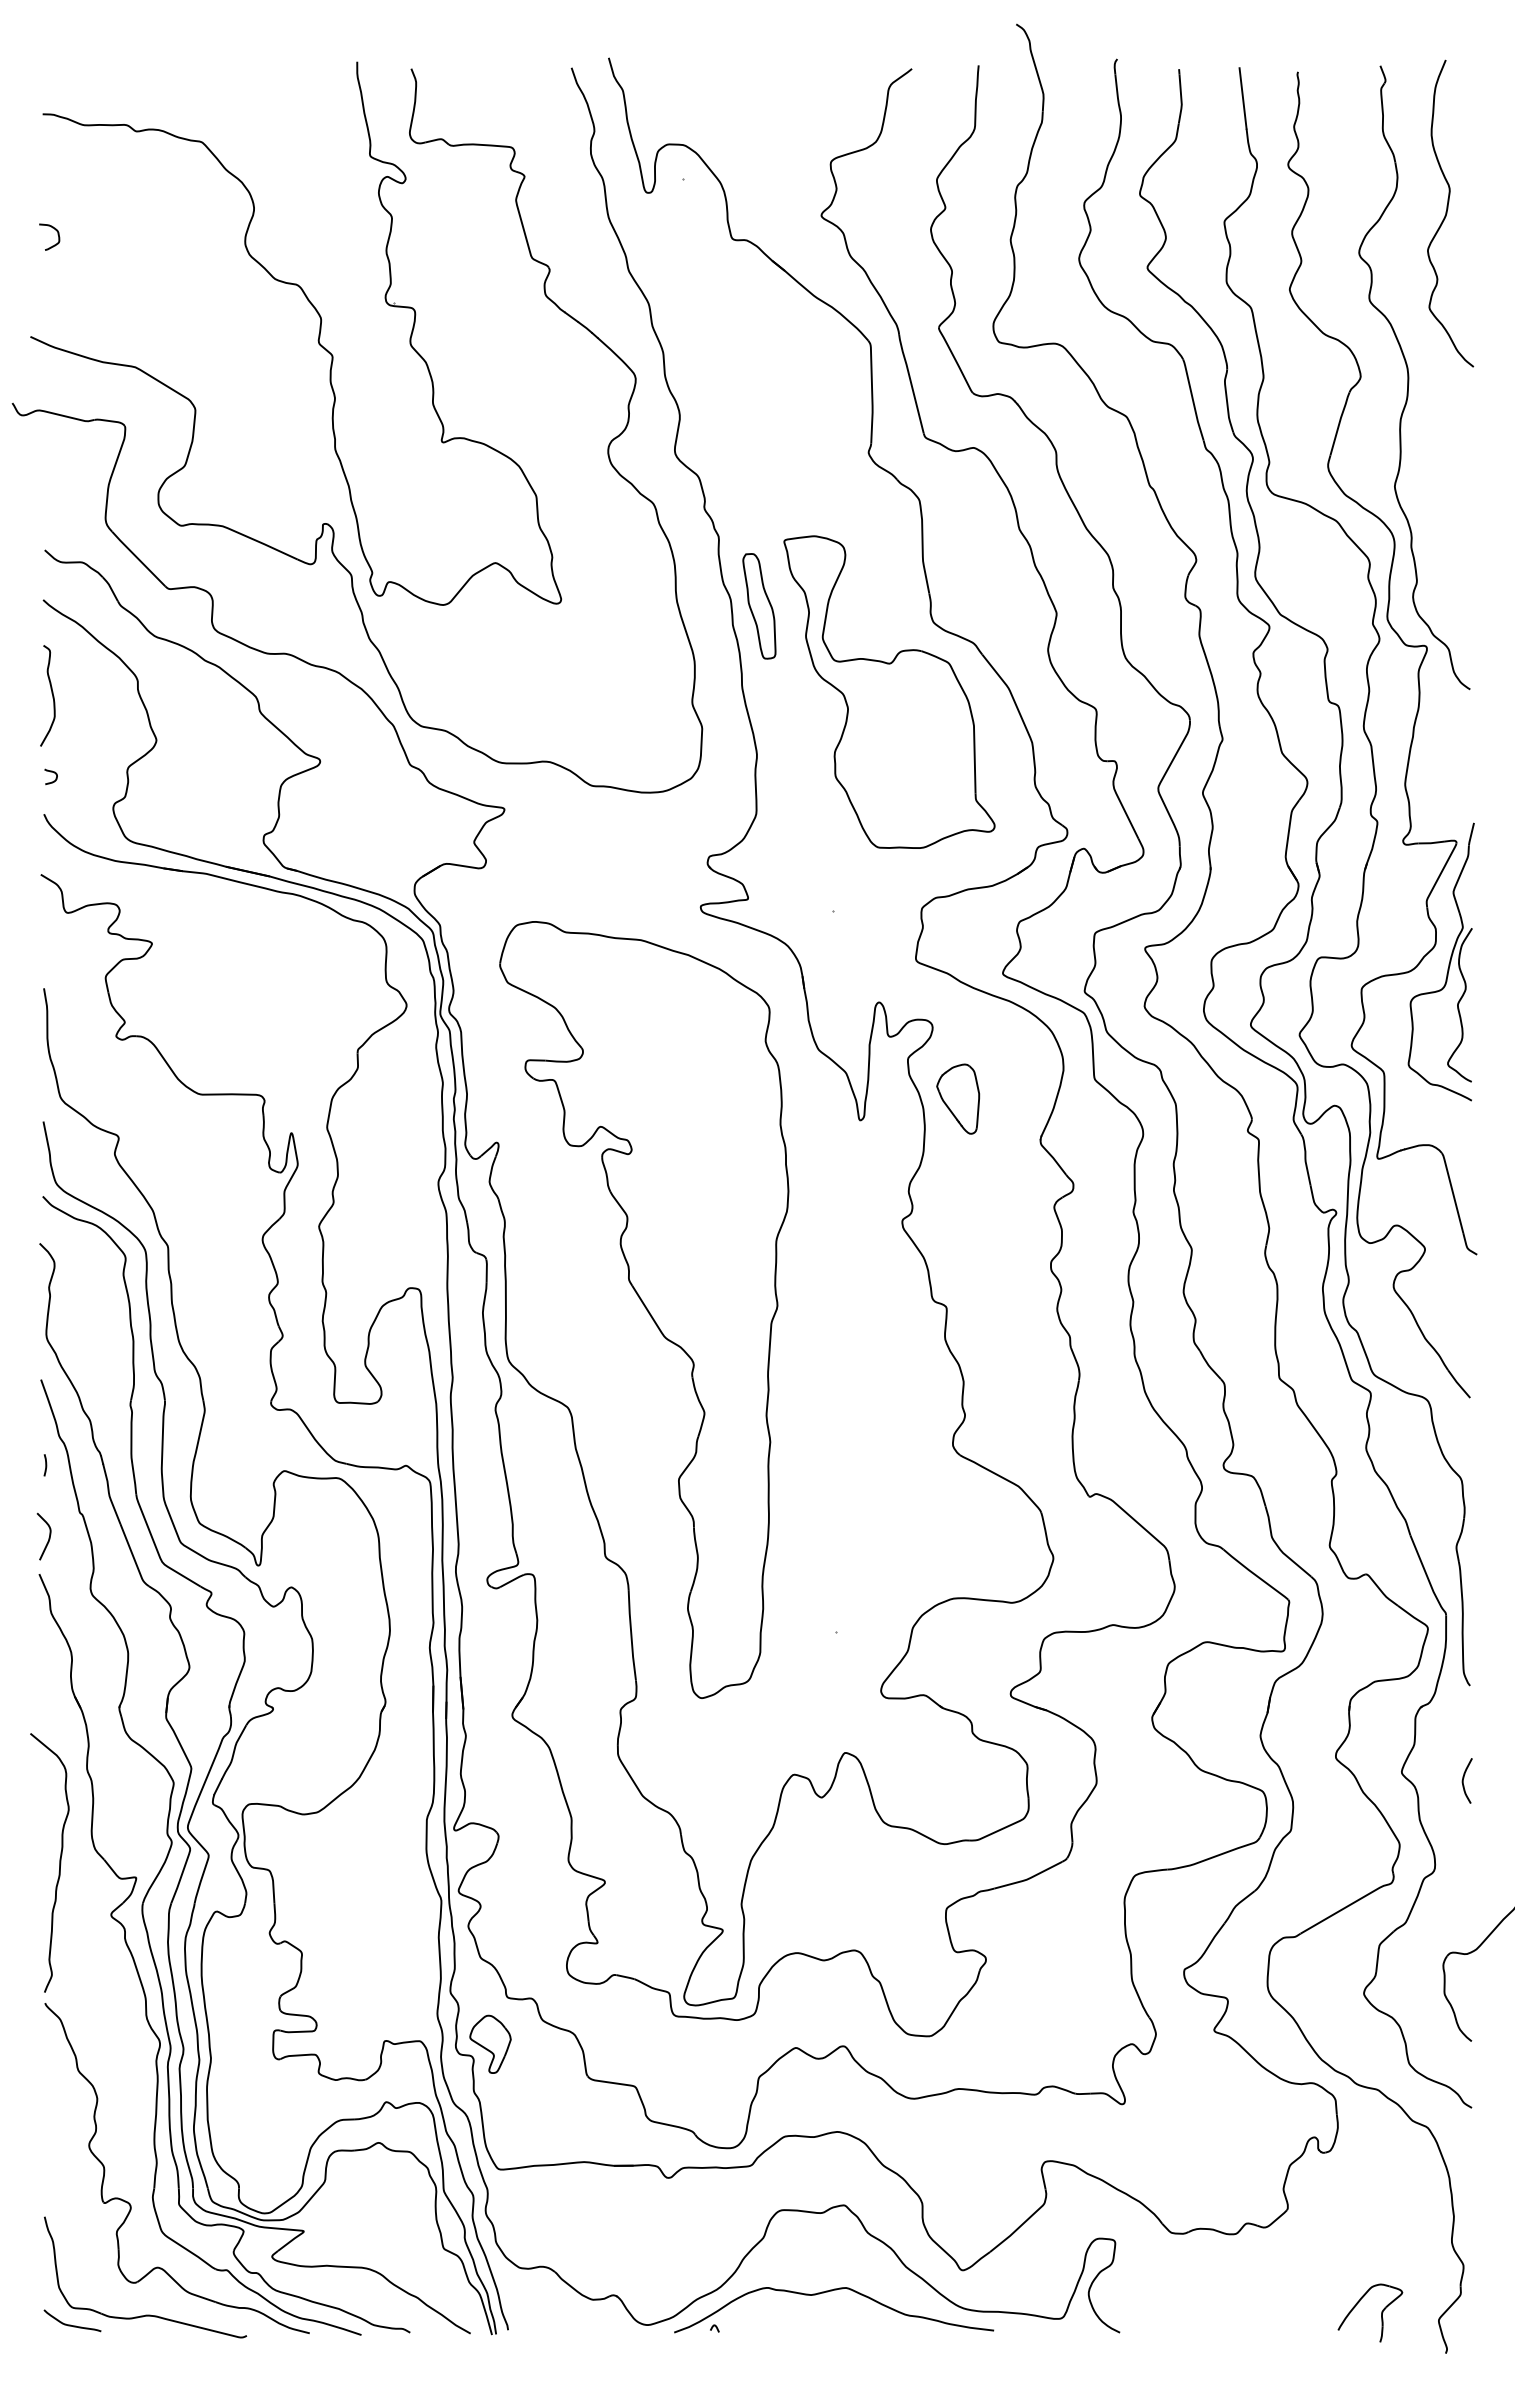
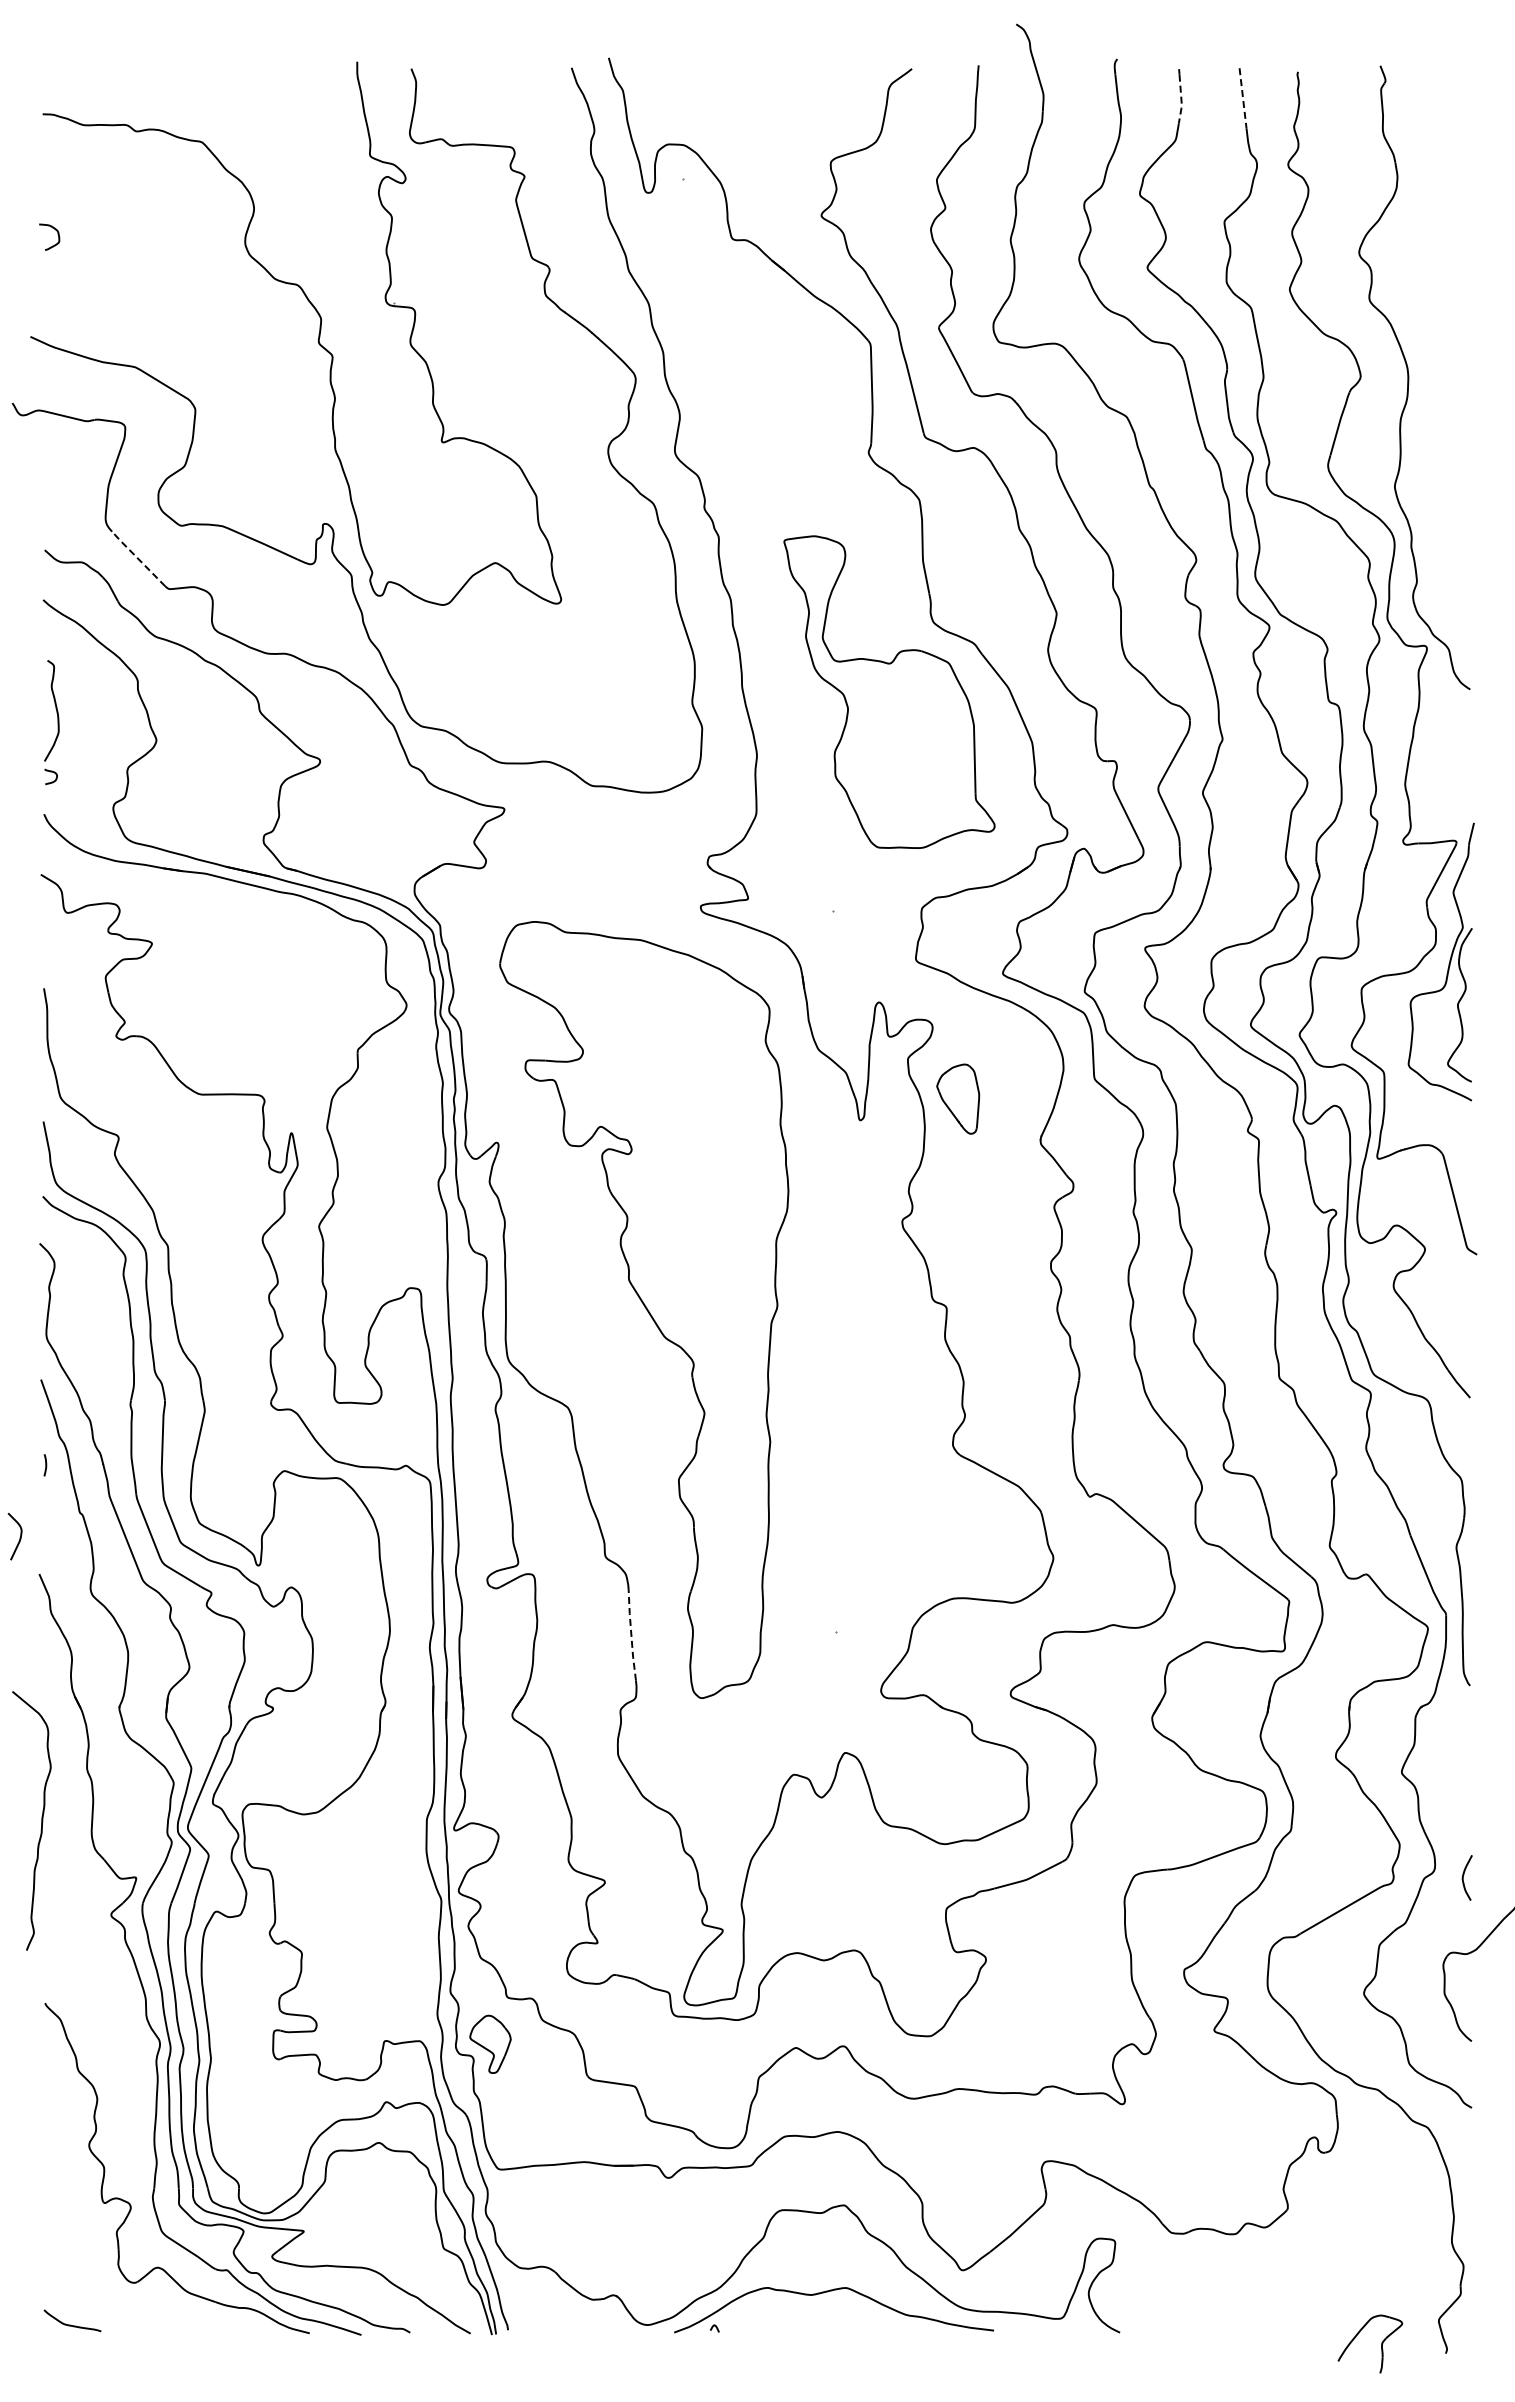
line: solid -> dashed (1243, 98)
line: solid -> dashed (1181, 100)
curve: present -> none (1447, 213)
line: solid -> dashed (138, 558)
part: present -> none (759, 606)
curve position: (51, 693) -> (55, 708) (55, 708)
curve position: (48, 1537) -> (19, 1537) (19, 1537)
line: solid -> dashed (631, 1635)
curve position: (1464, 1778) -> (1464, 1875) (1464, 1875)
curve position: (59, 1862) -> (41, 1820) (41, 1820)
part position: (1381, 2312) -> (1381, 2343) (1381, 2343)
part: present -> none (145, 2314)
